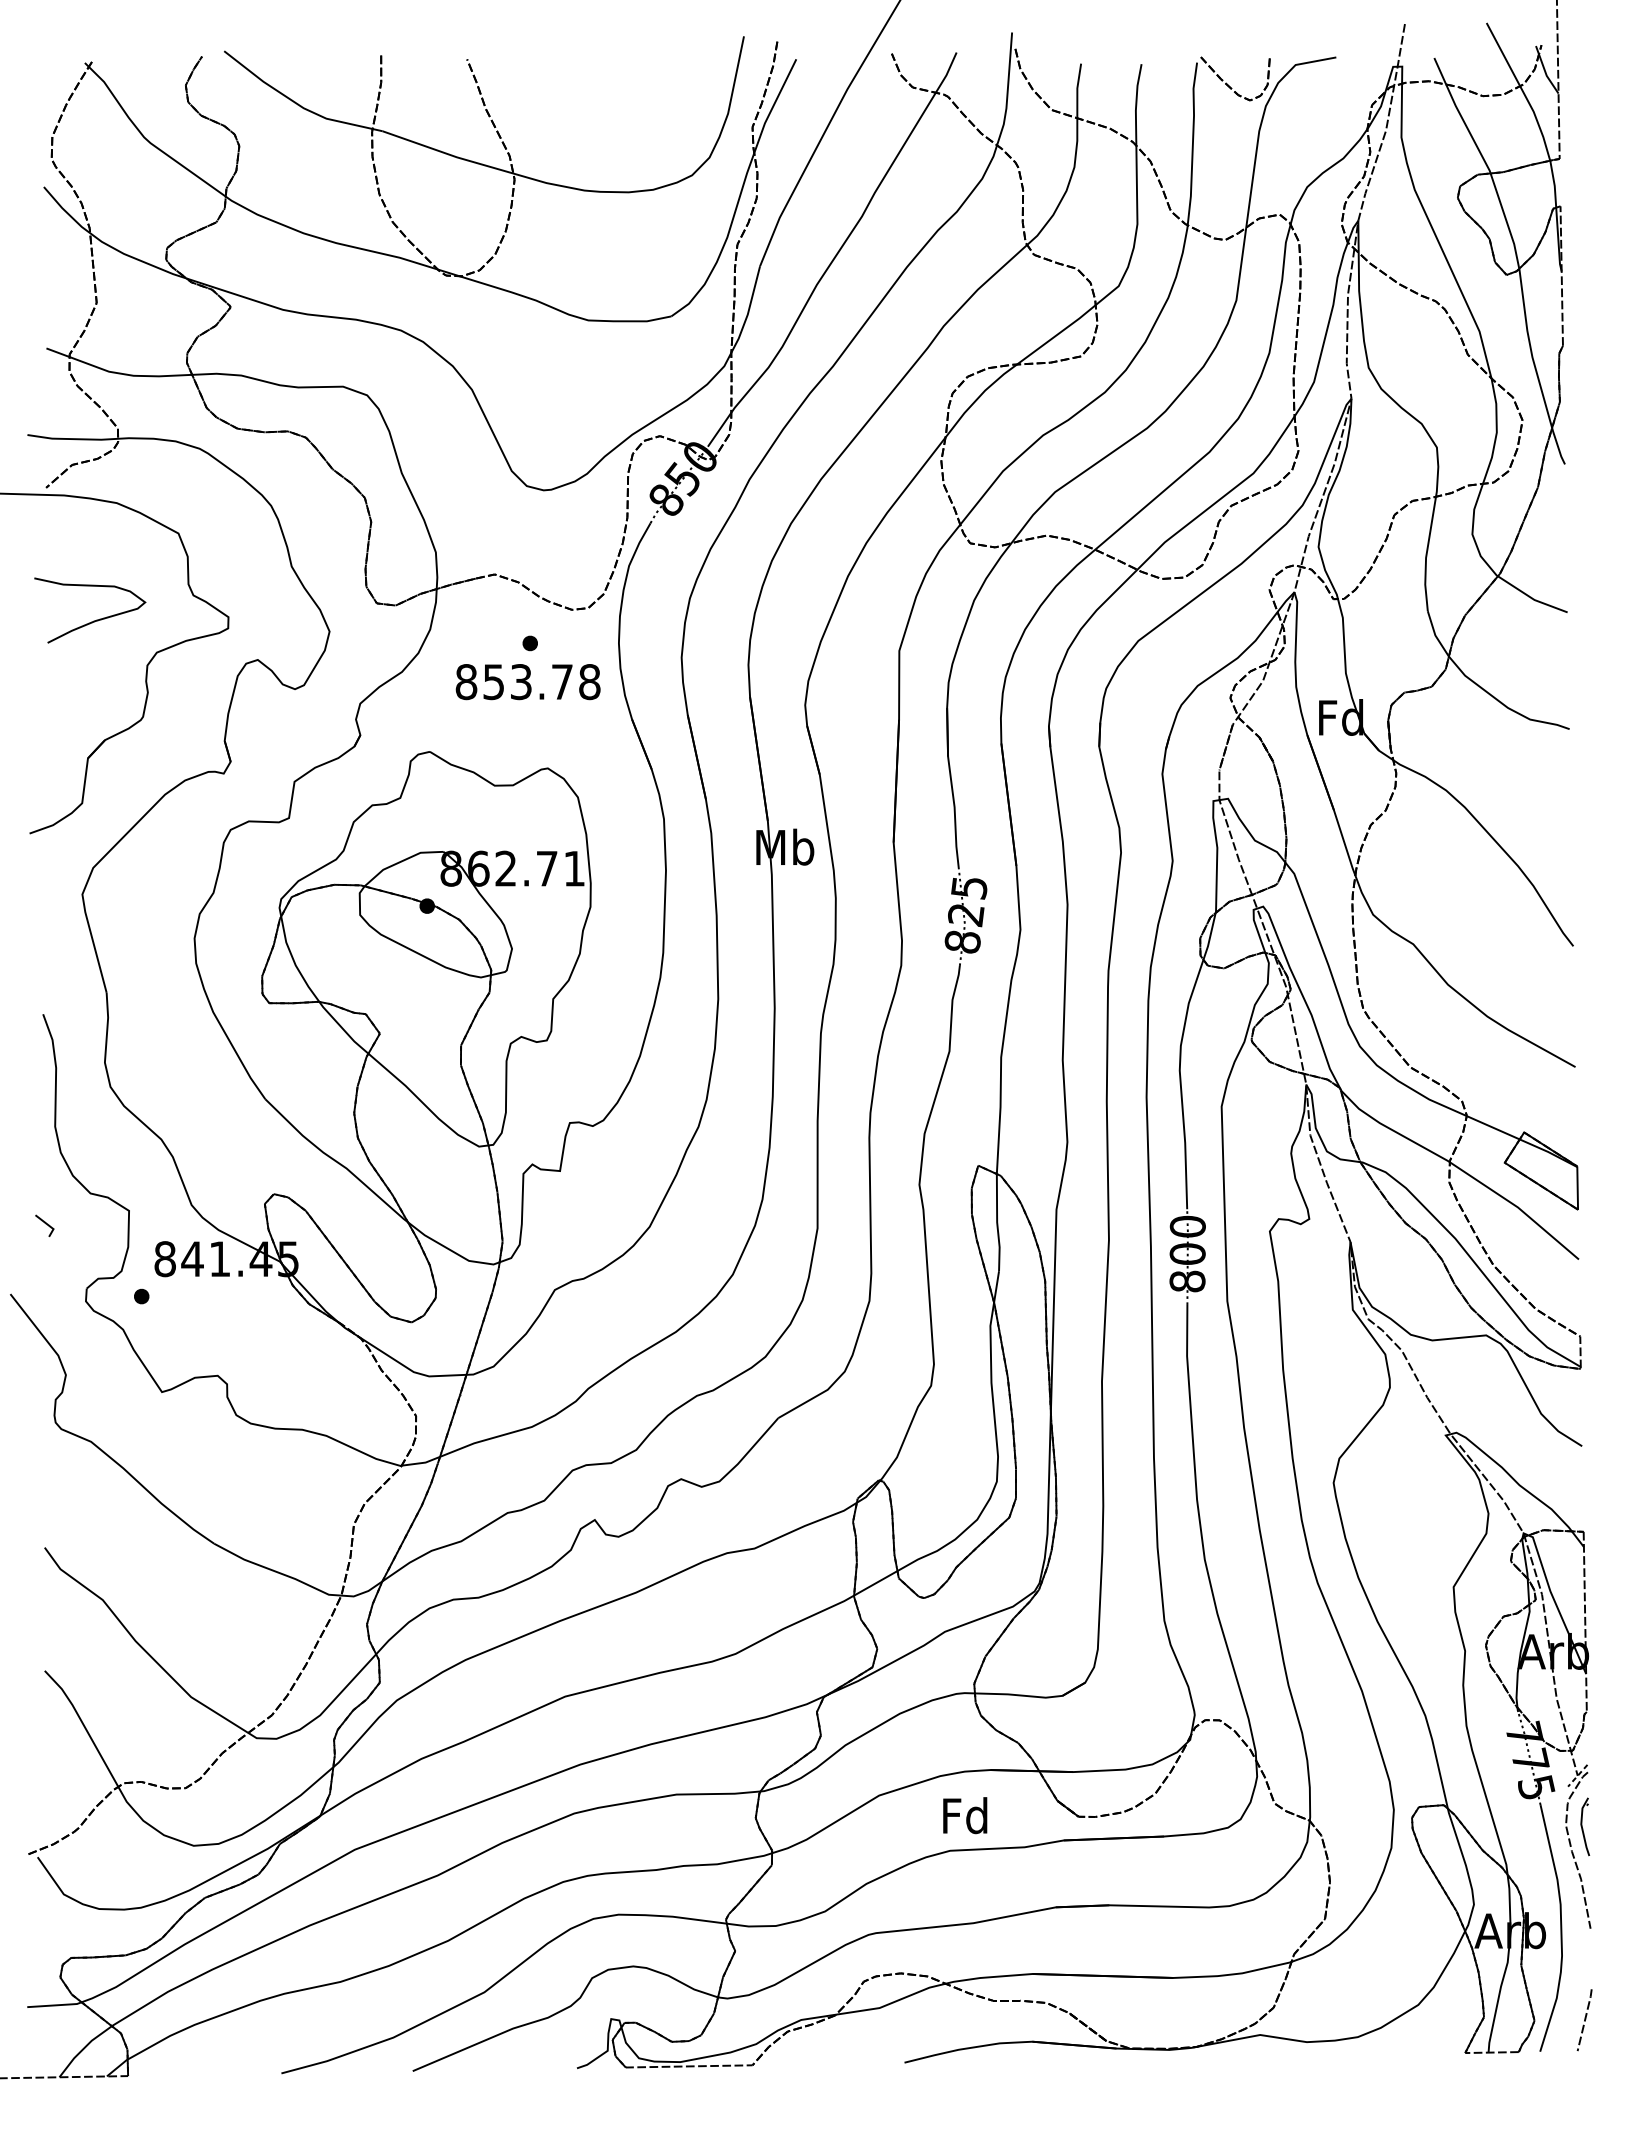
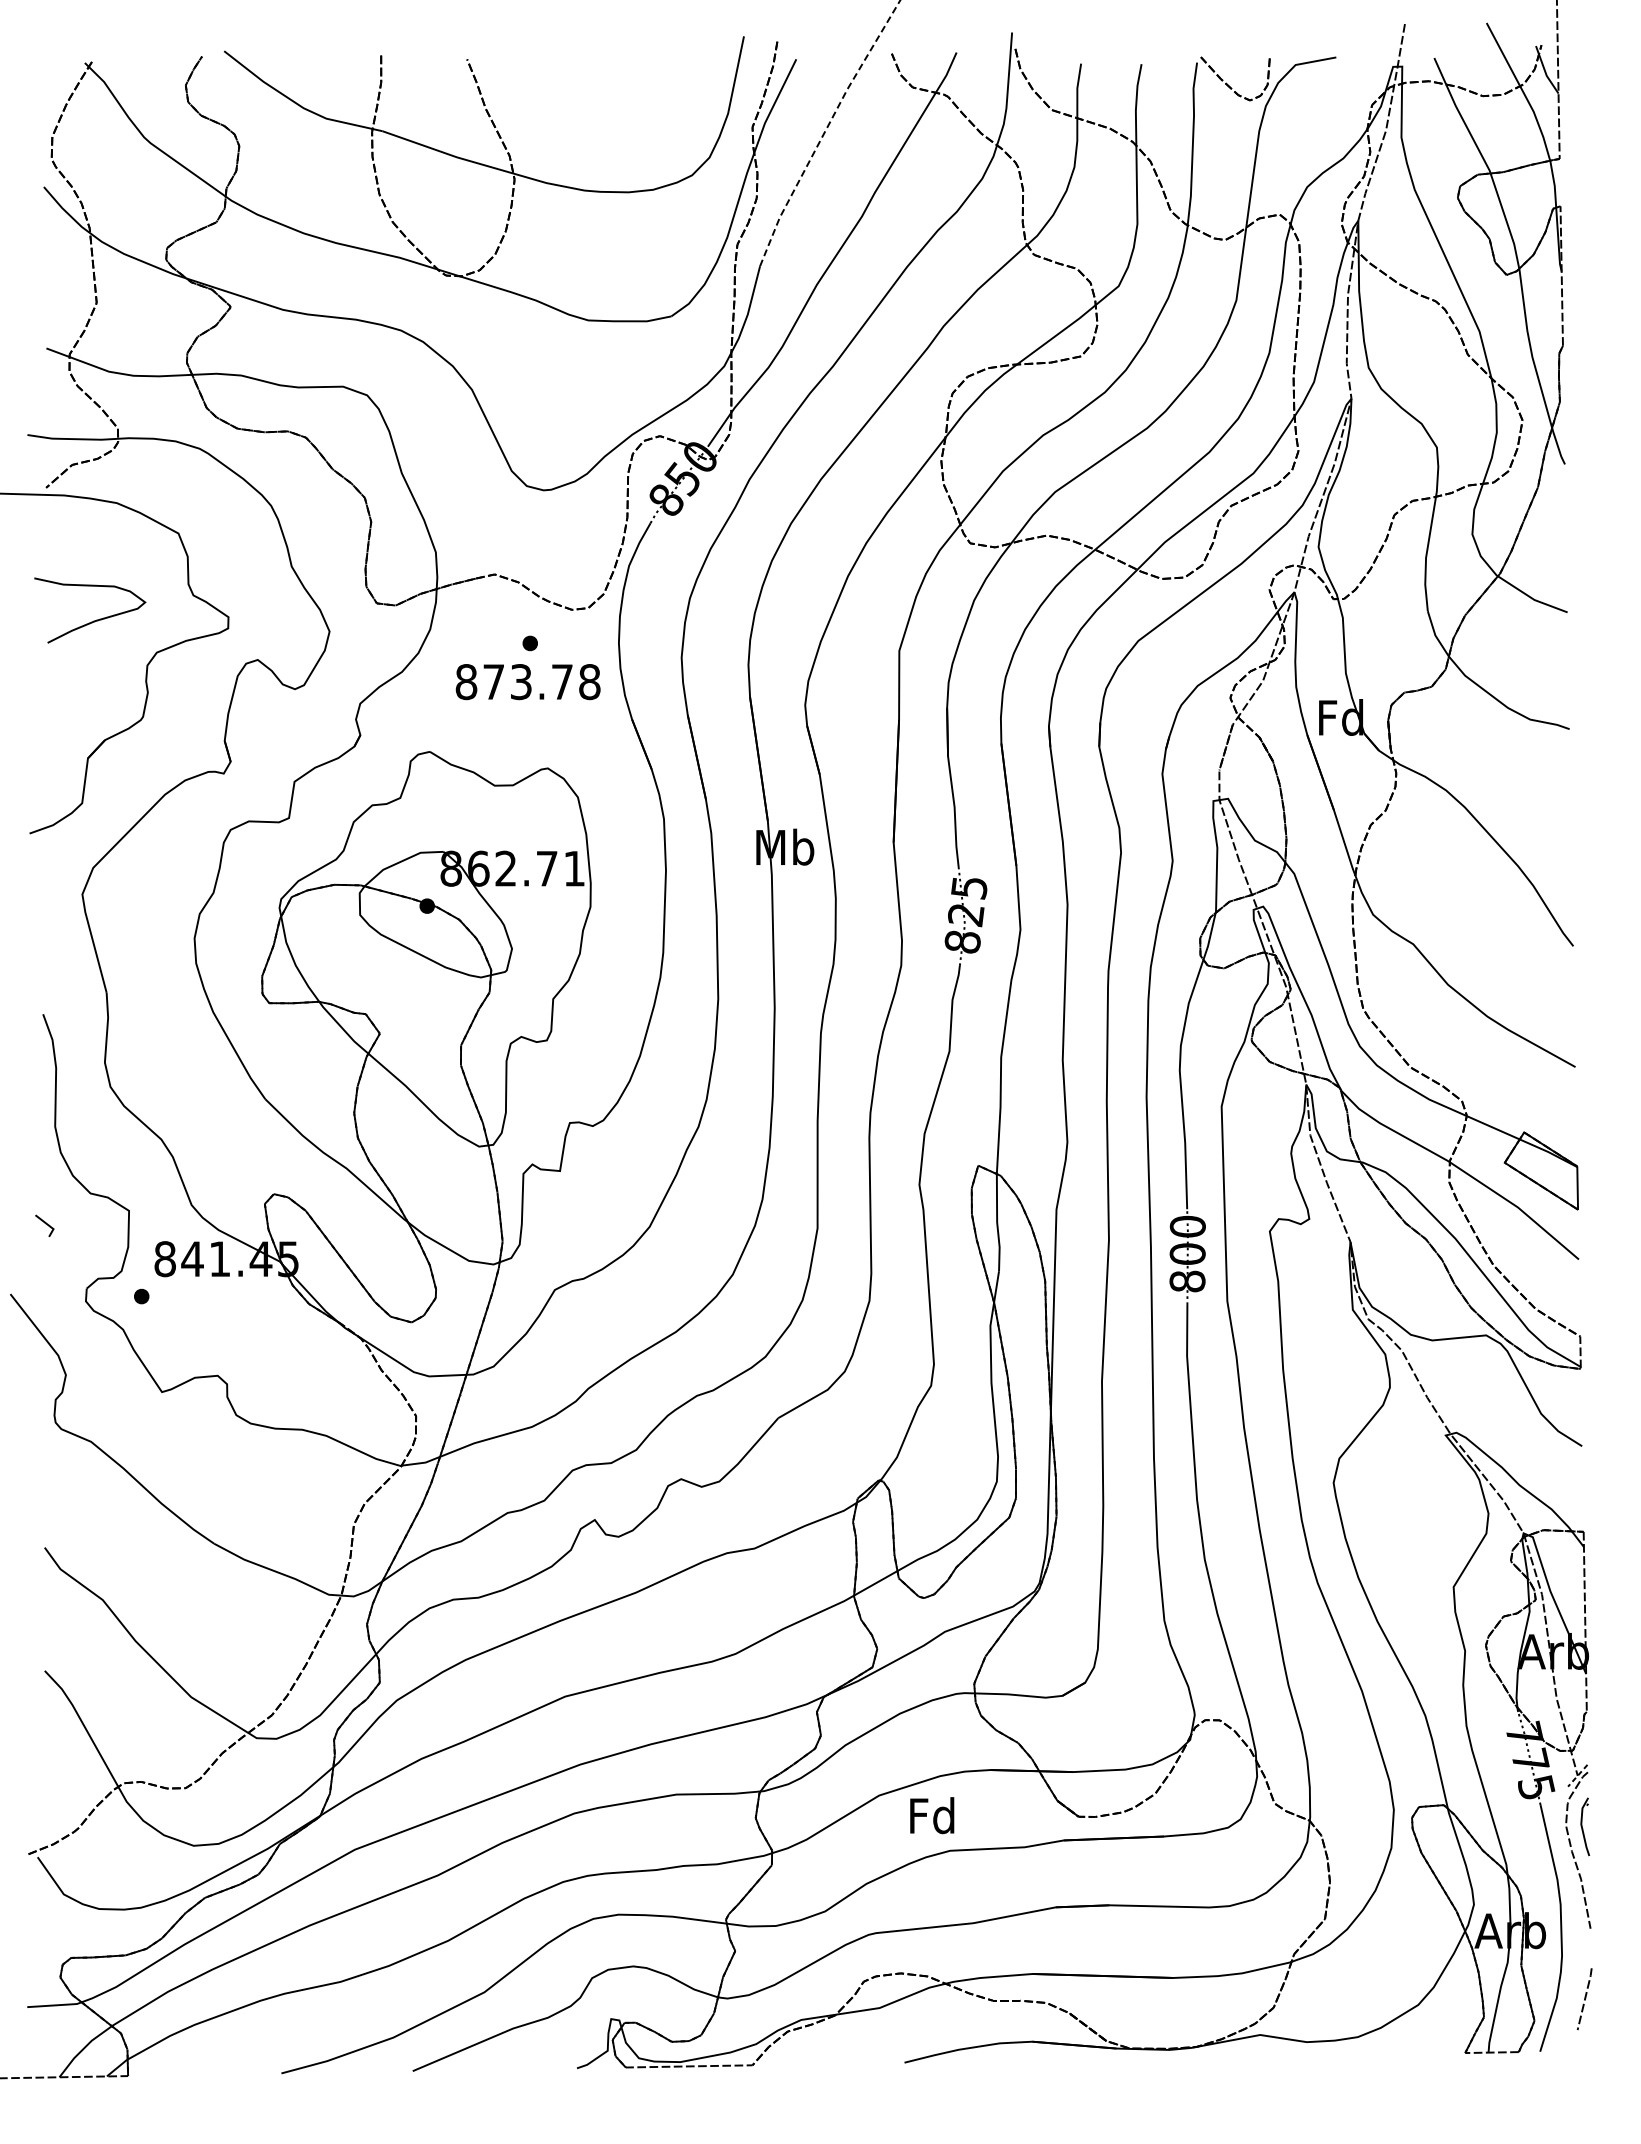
line: solid -> dashed (825, 130)
text: 853.78 -> 873.78 (493, 682)
text position: (965, 1815) -> (932, 1815) (932, 1815)
line position: (1584, 2020) -> (1584, 1999) (1584, 1999)
